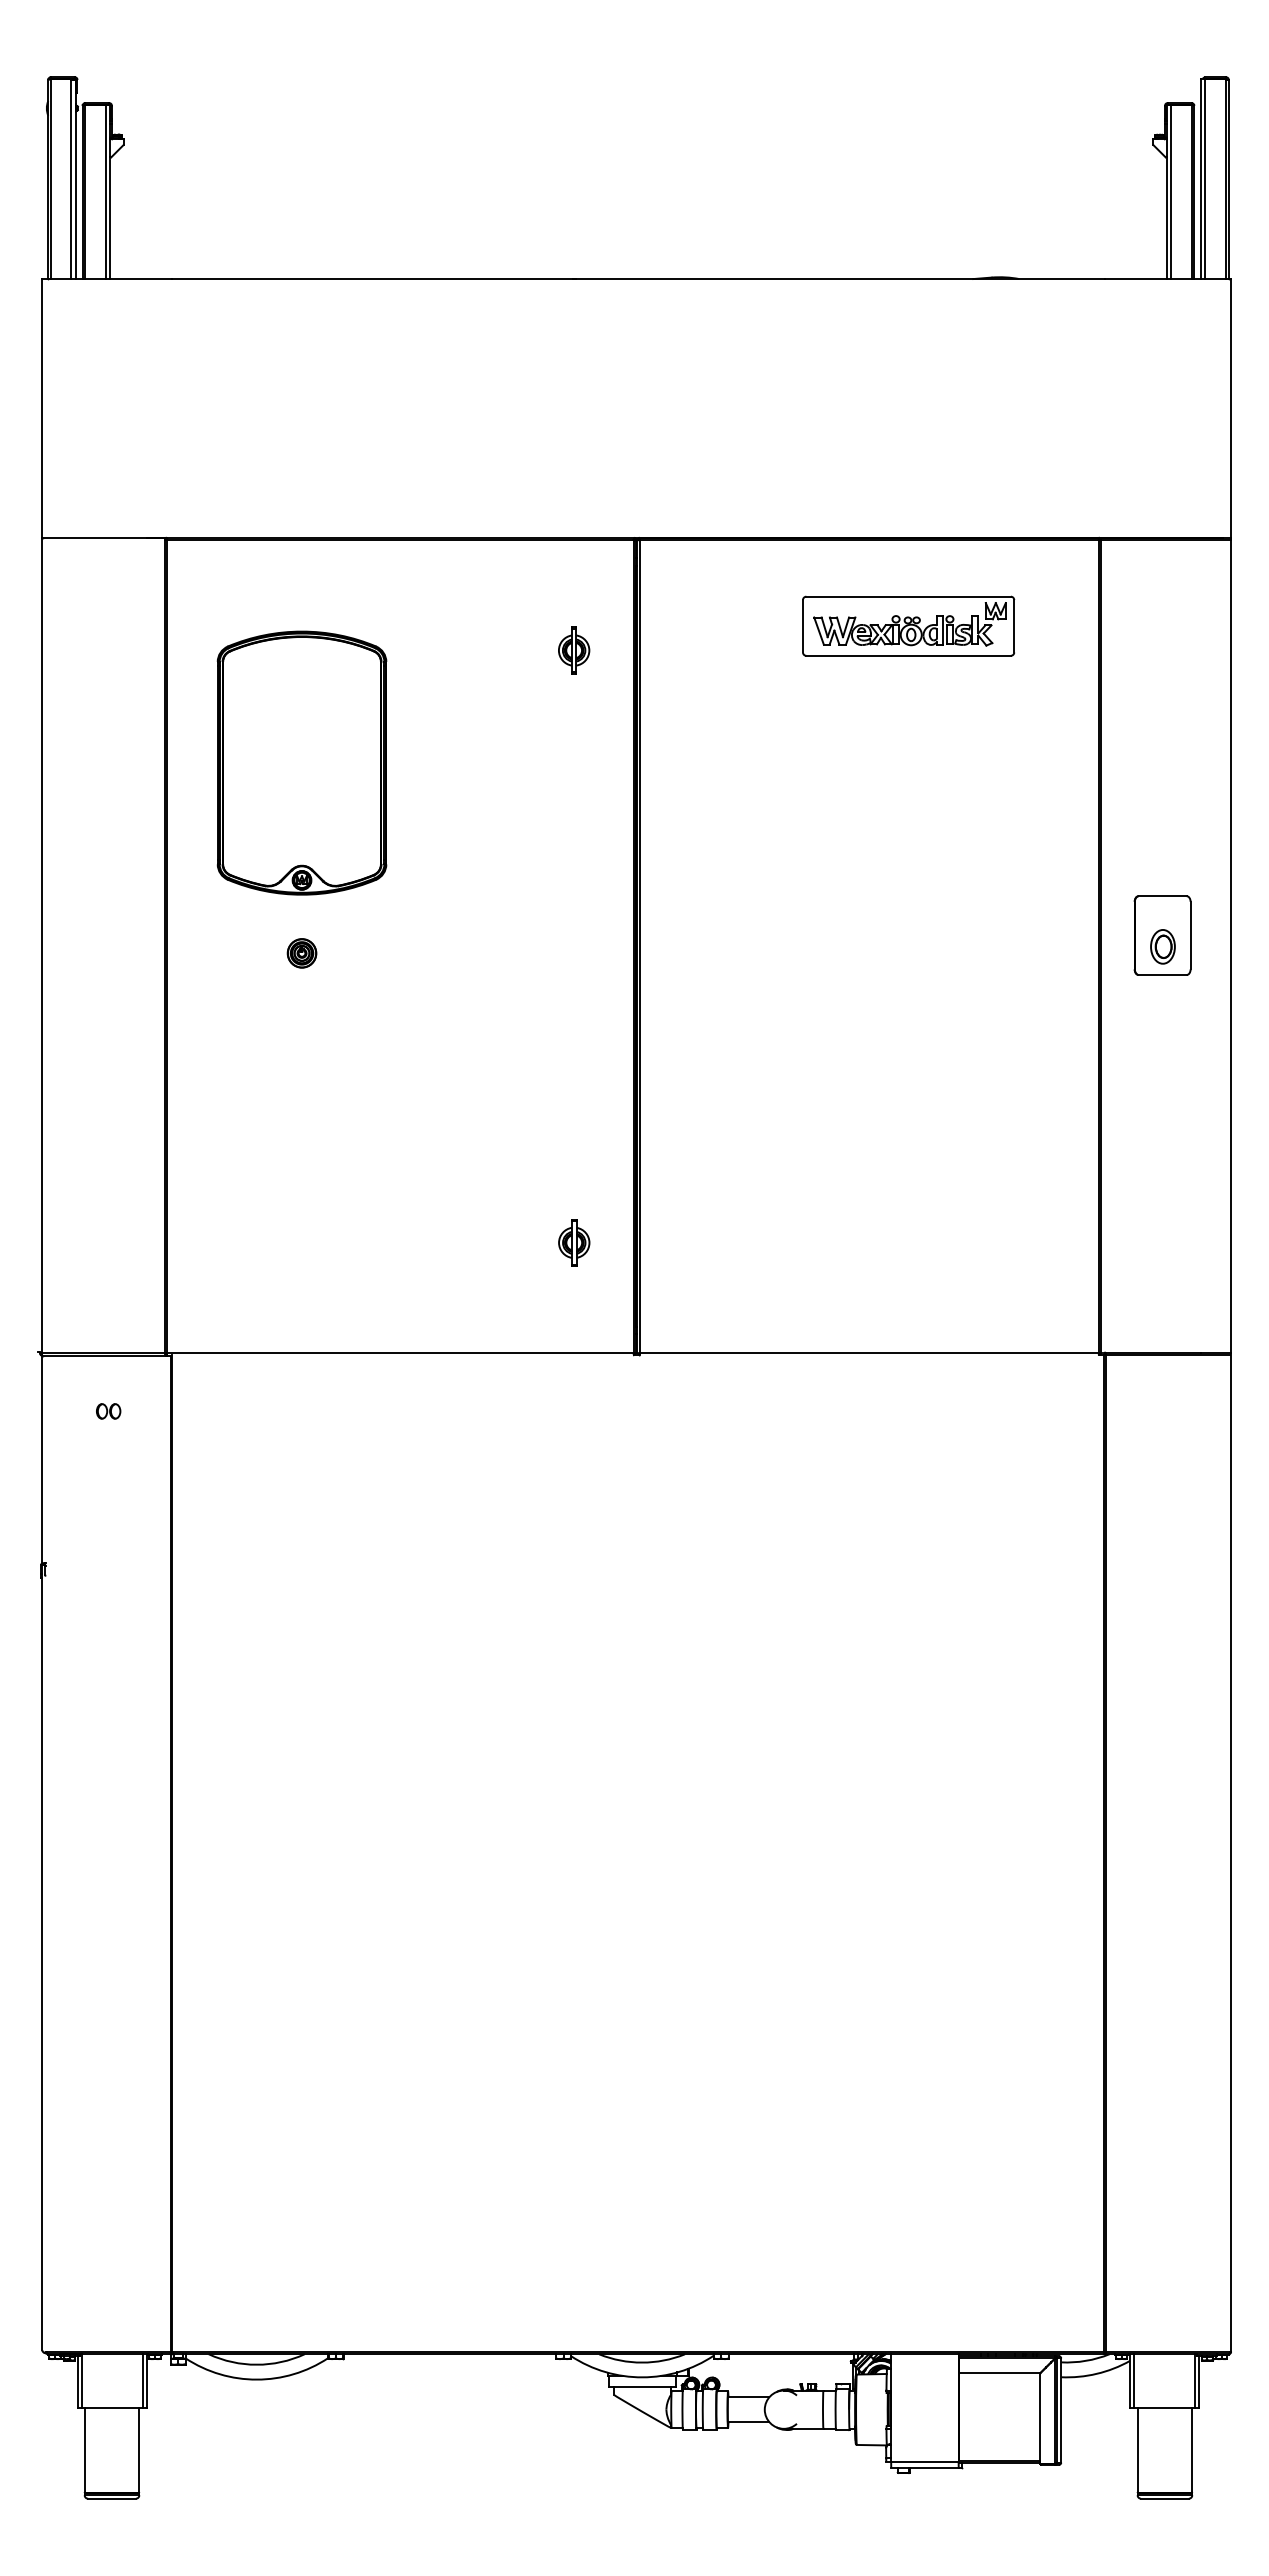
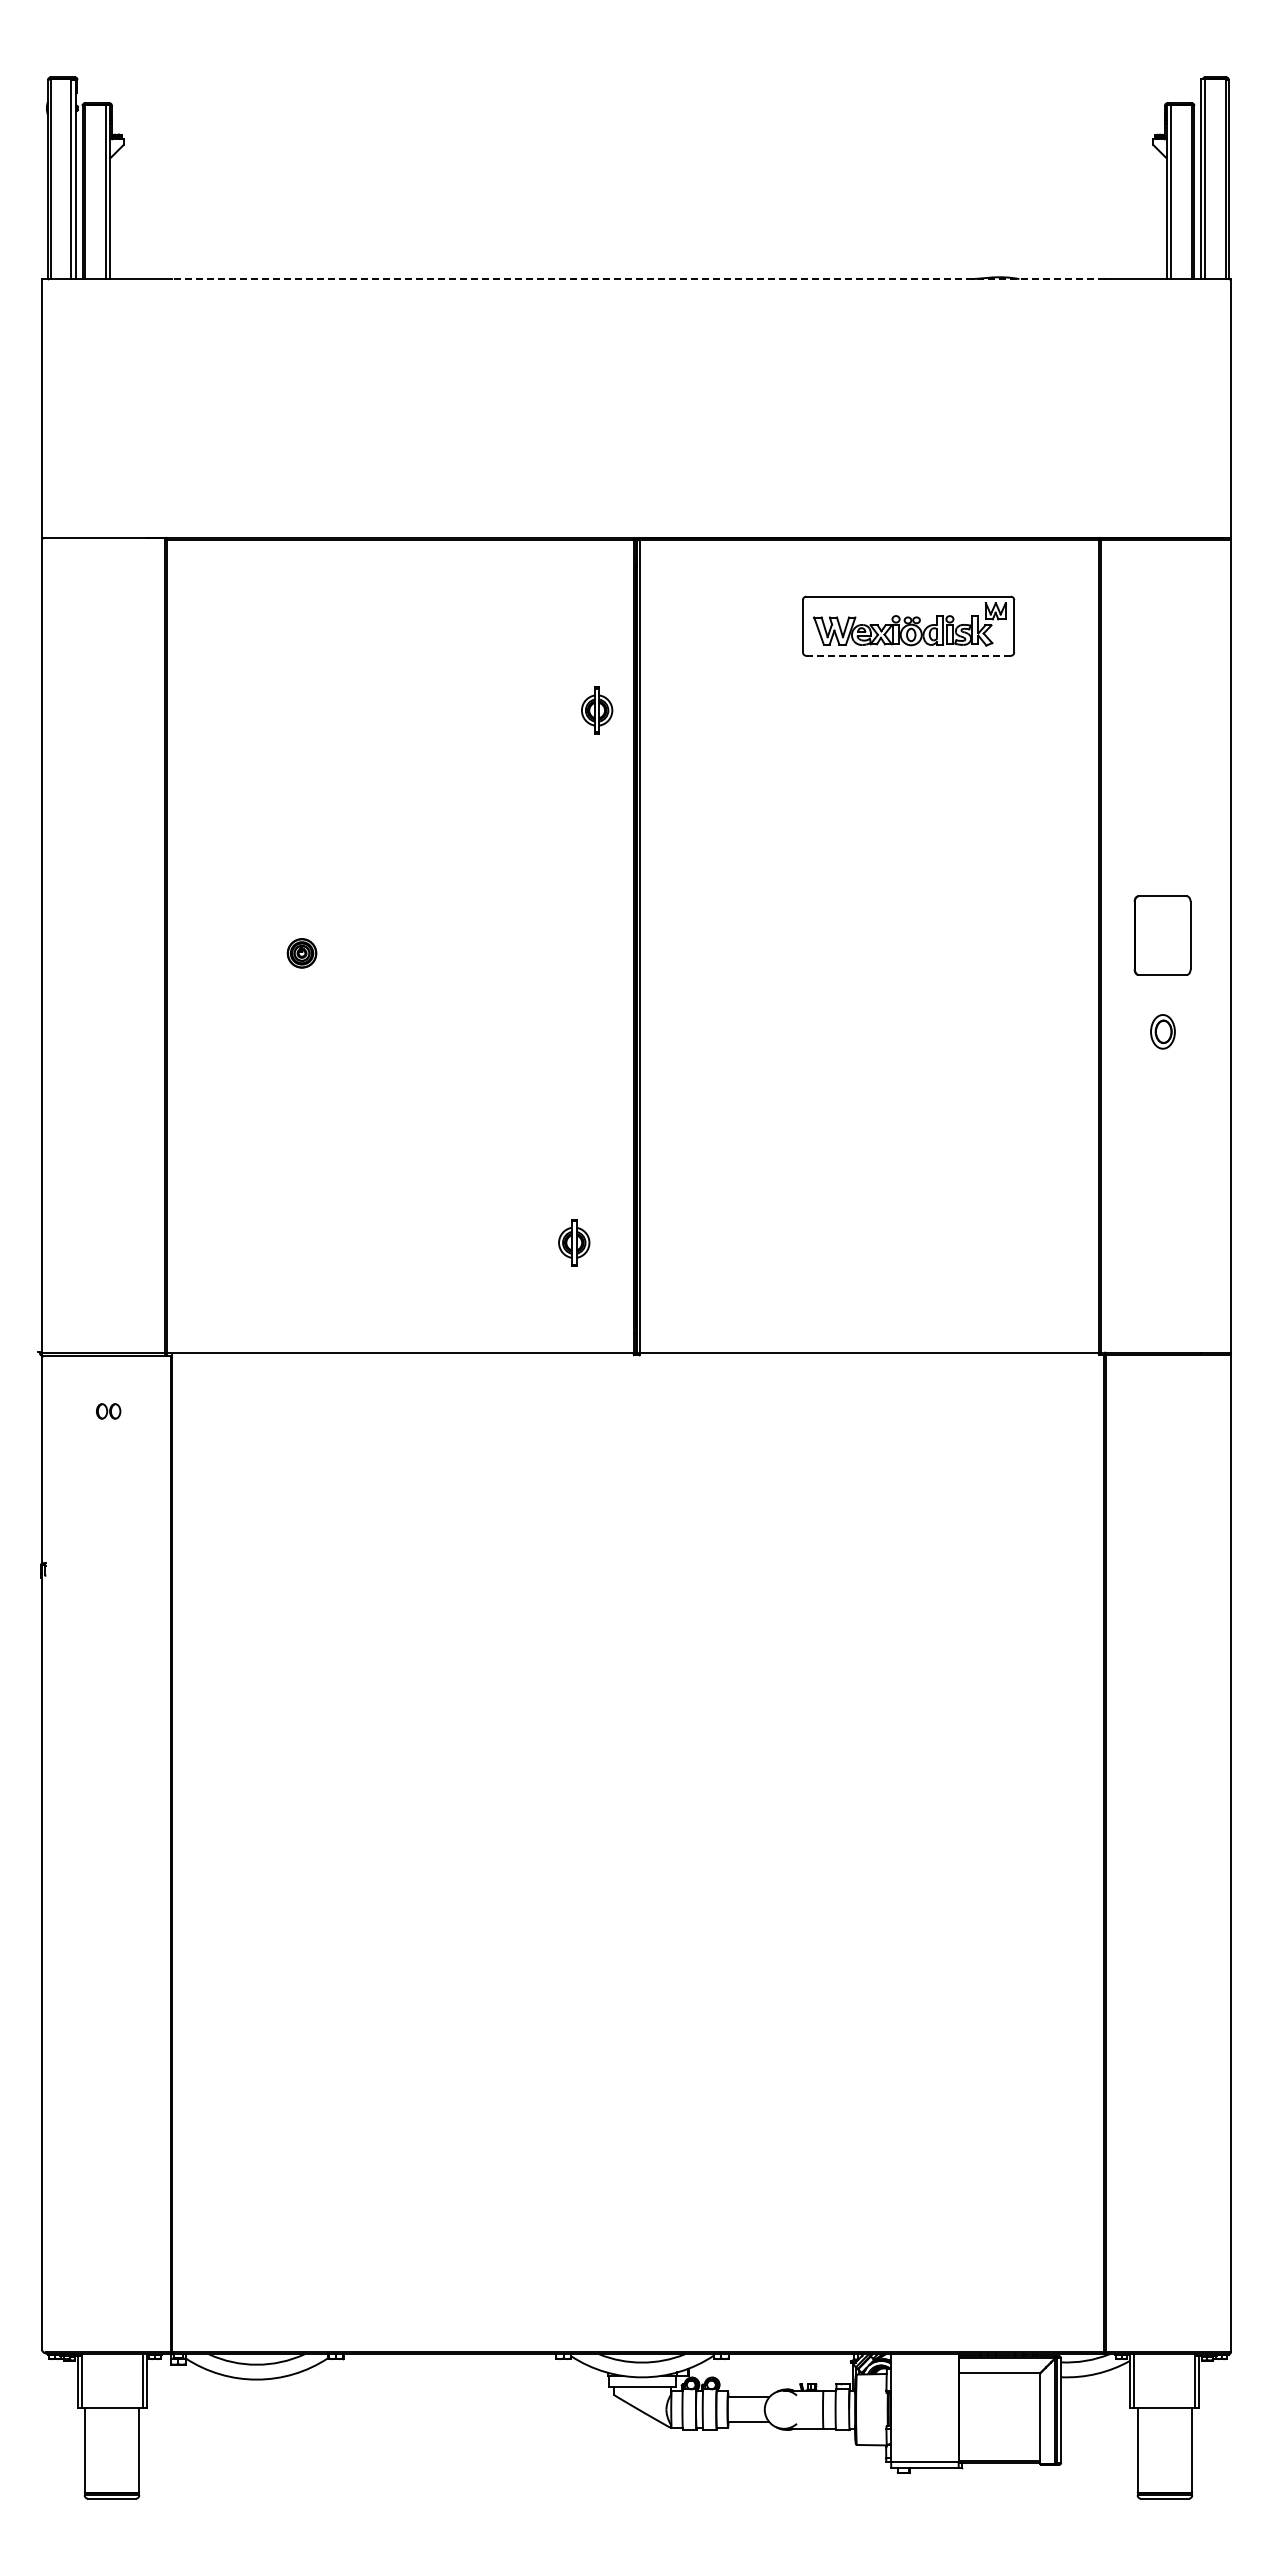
line: solid -> dashed (637, 279)
part position: (574, 650) -> (597, 710) (597, 710)
line: solid -> dashed (908, 655)
part: present -> none (301, 762)
part position: (1162, 946) -> (1162, 1031) (1162, 1031)
